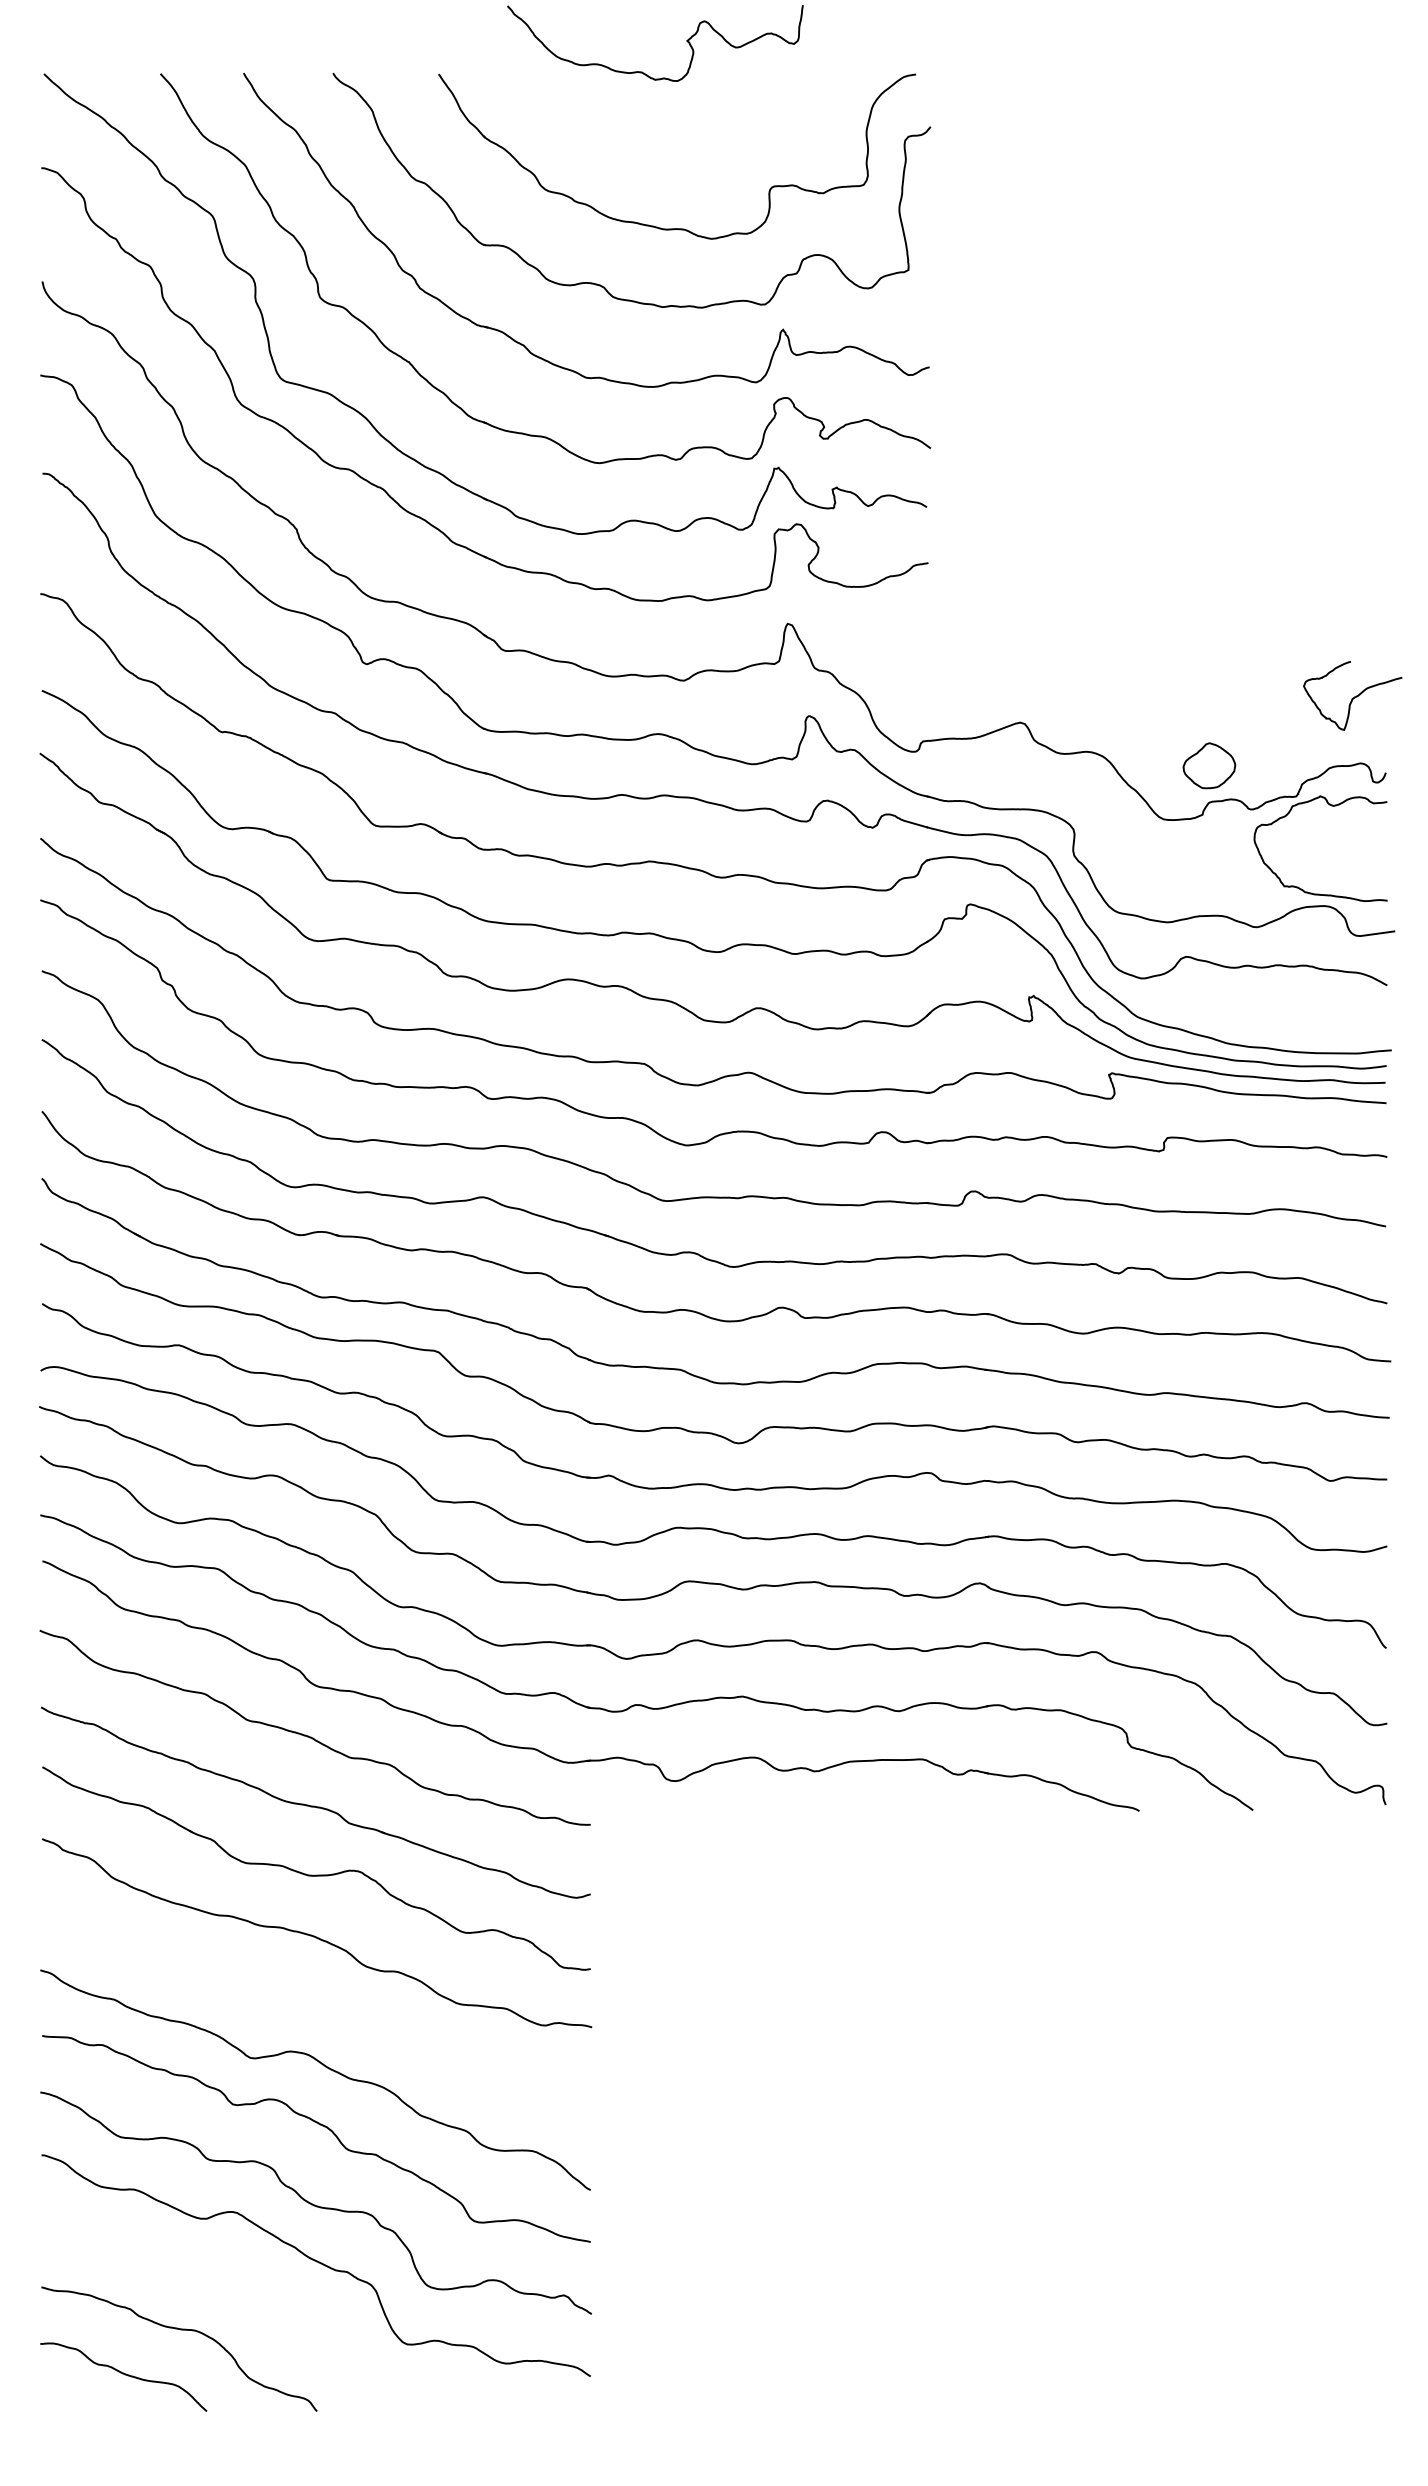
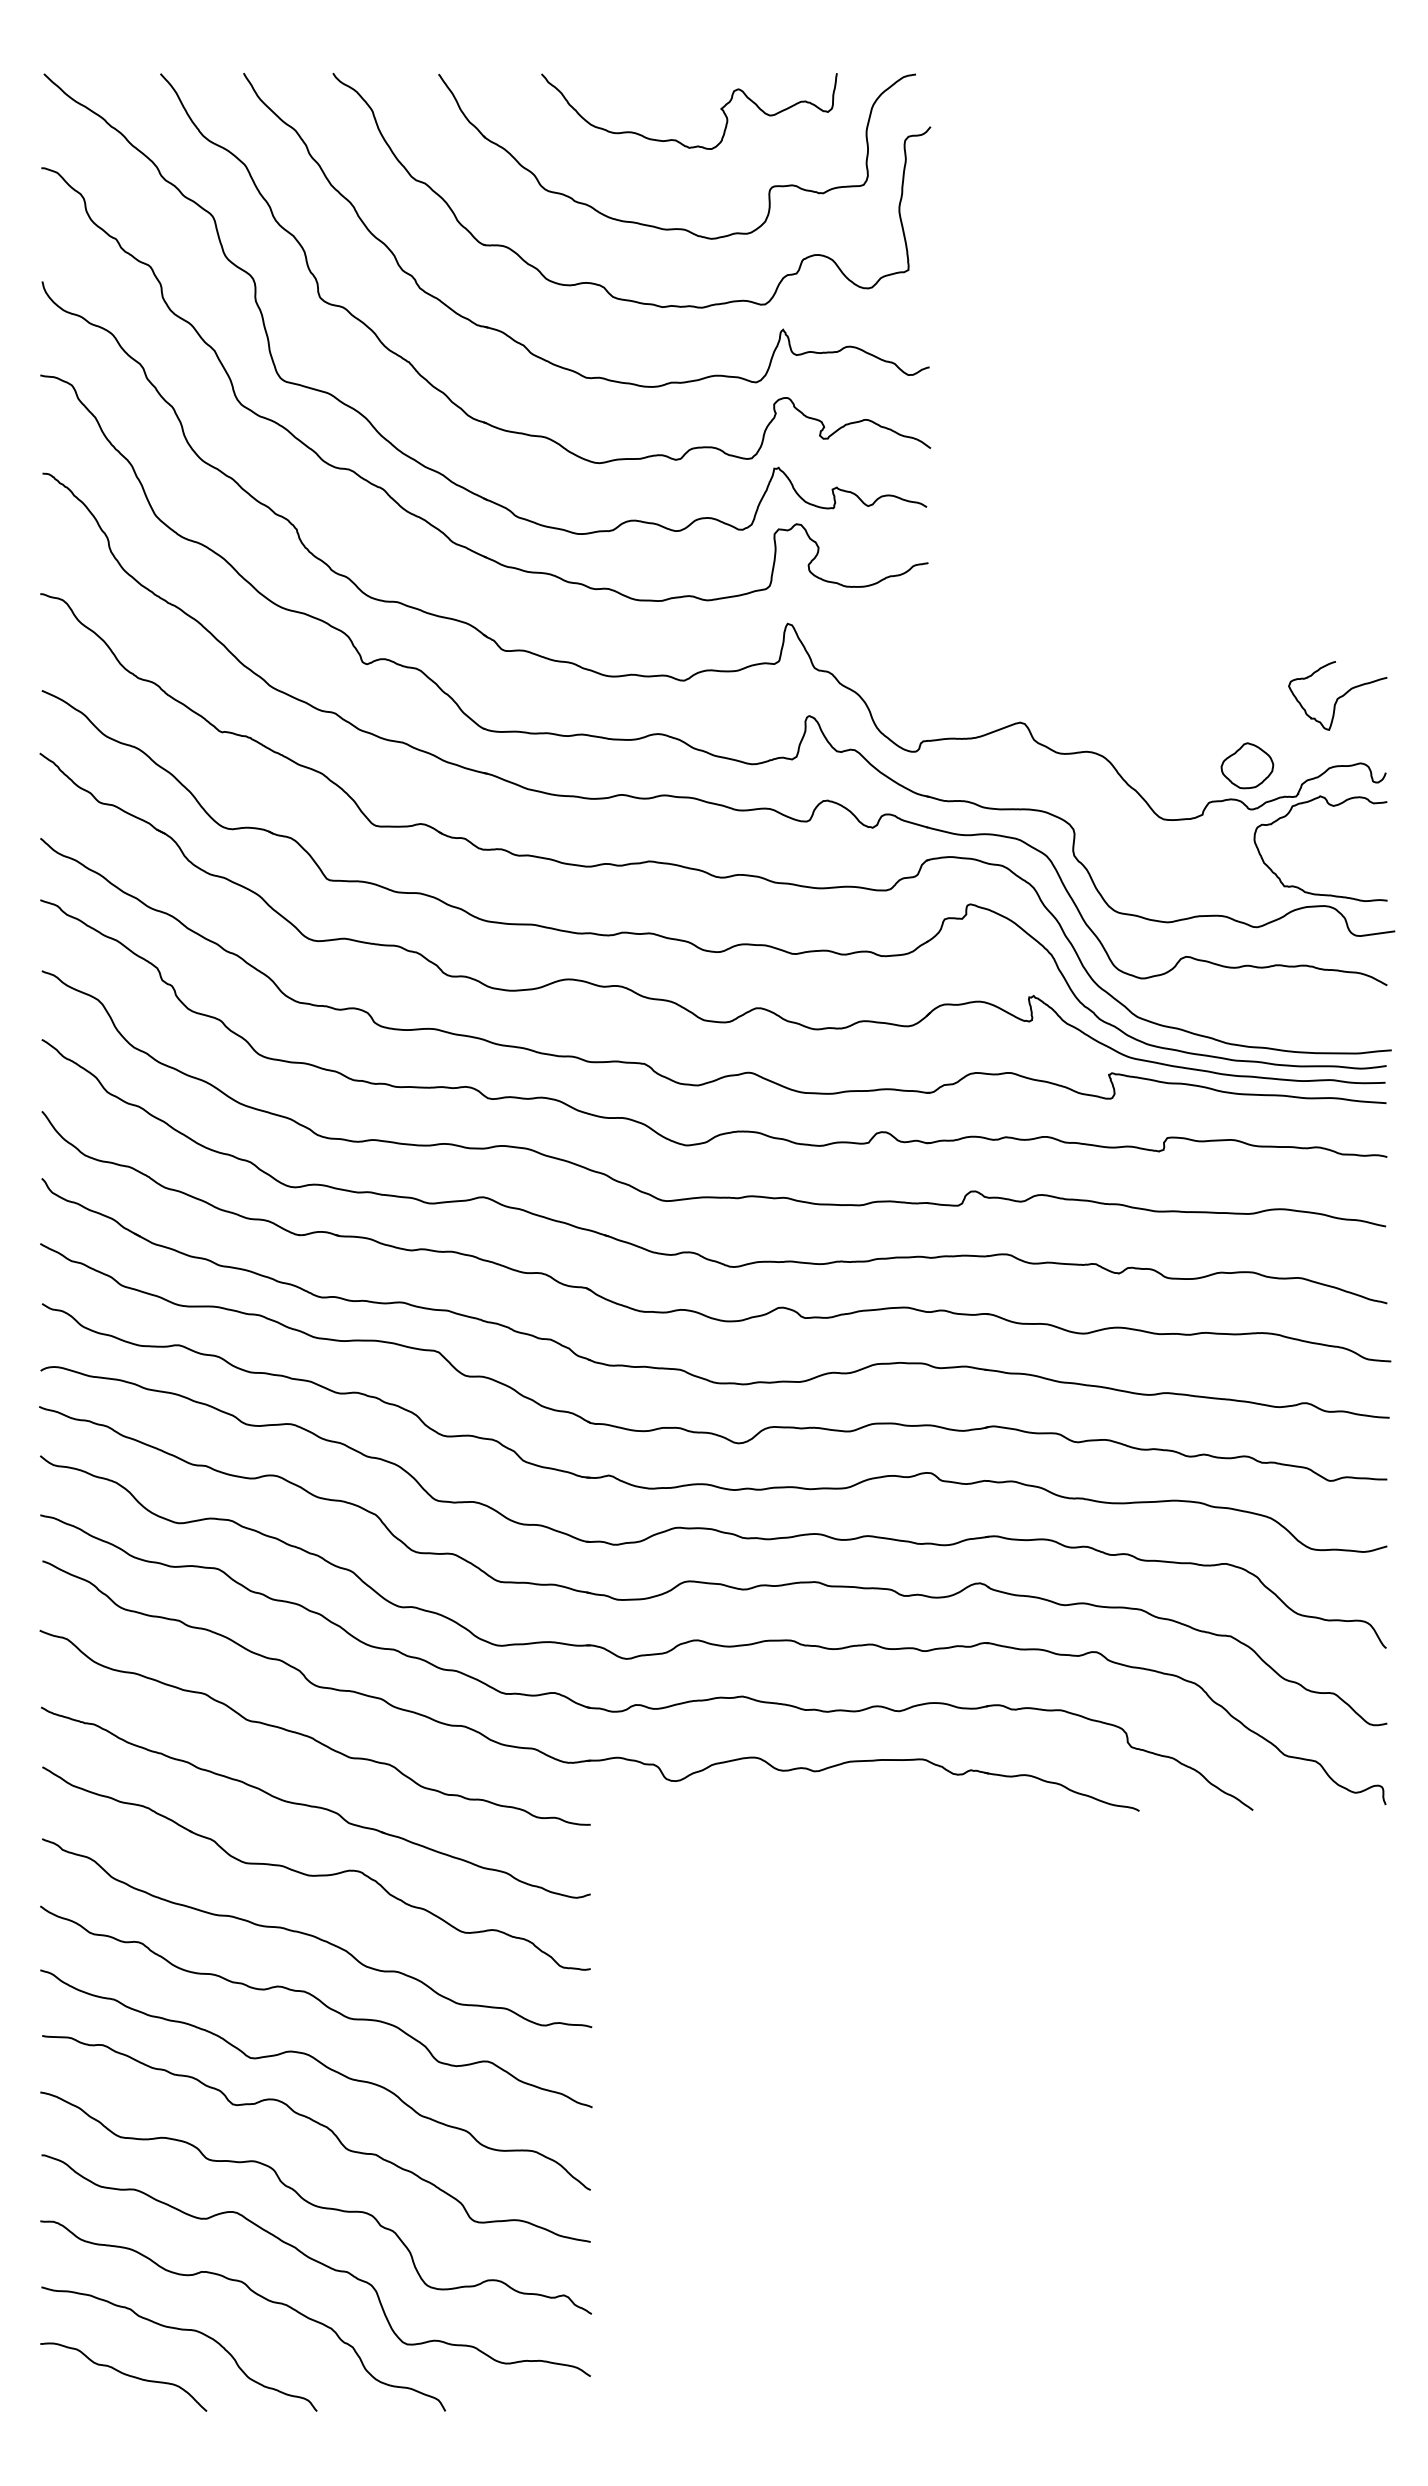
curve position: (642, 71) -> (676, 139) (676, 139)
curve position: (1352, 697) -> (1337, 697) (1337, 697)
part position: (1209, 765) -> (1247, 765) (1247, 765)
curve: none -> present (320, 2002)
curve: none -> present (255, 2294)
